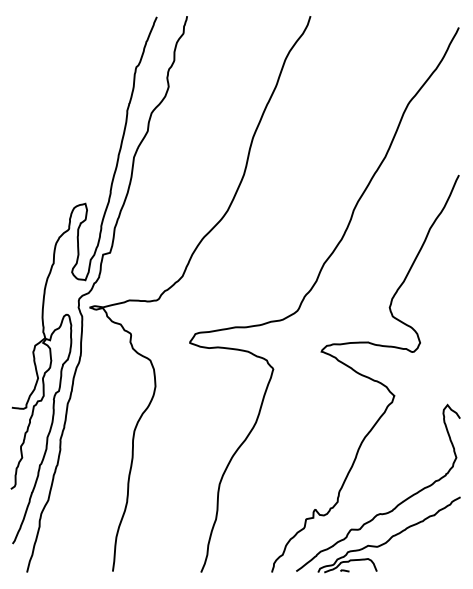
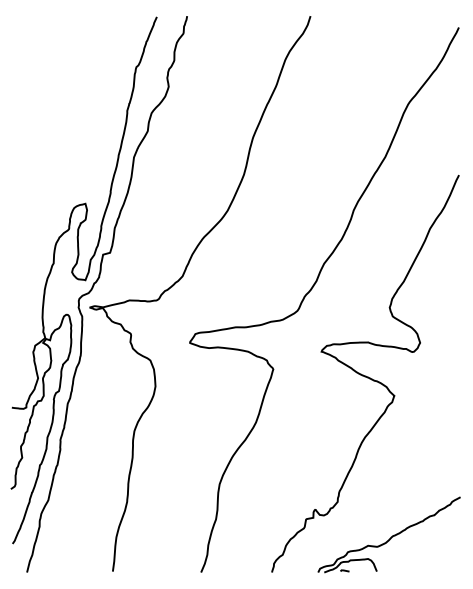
curve: present -> none (396, 505)
